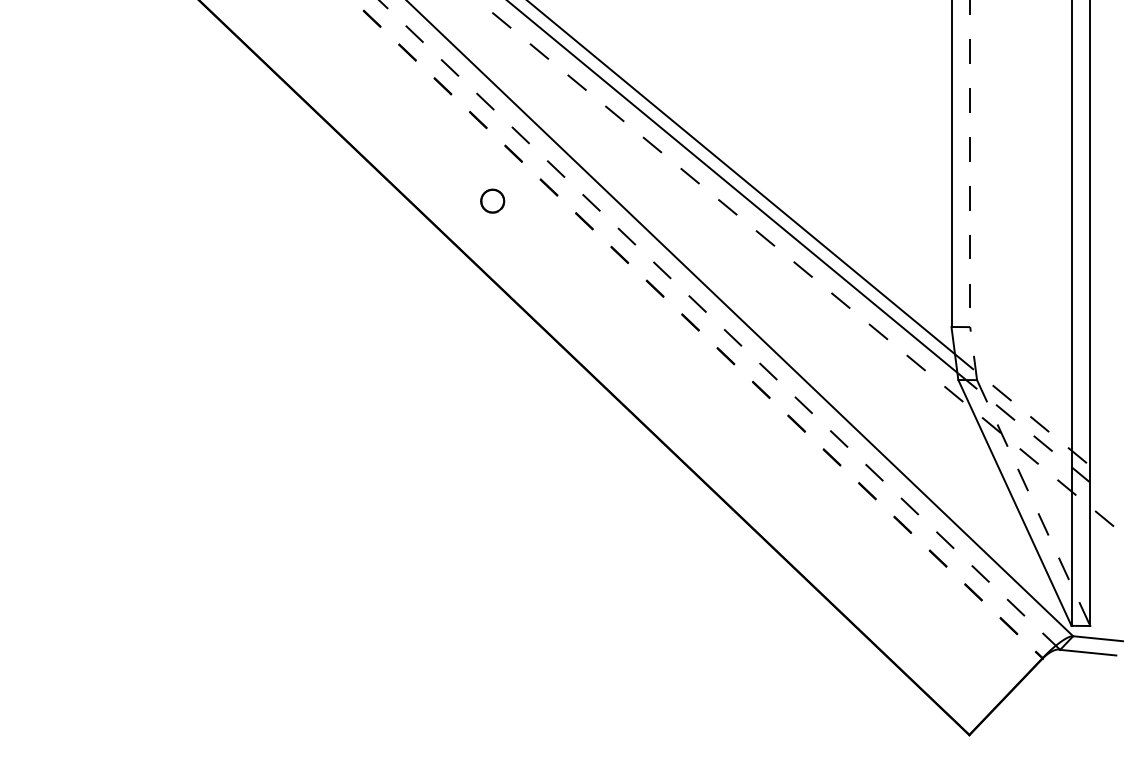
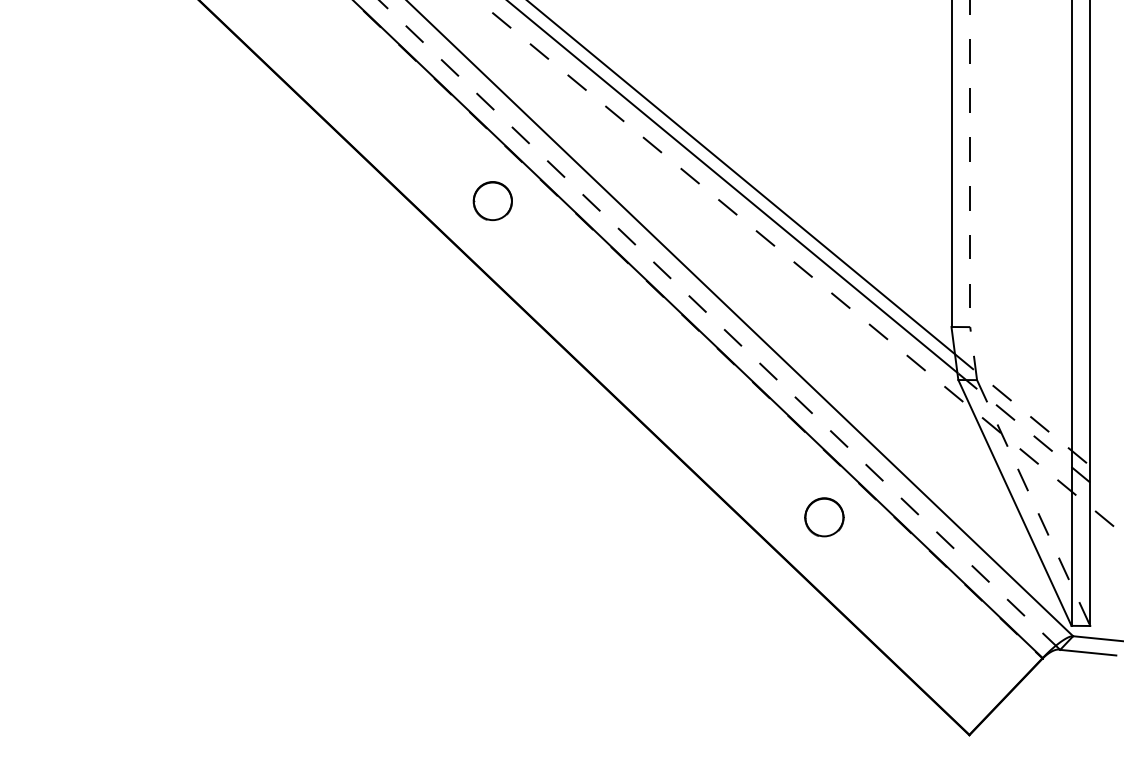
part size: 26x26 px -> 41x40 px (492, 200)
line: dashed -> solid (698, 329)
part: none -> present (824, 517)
